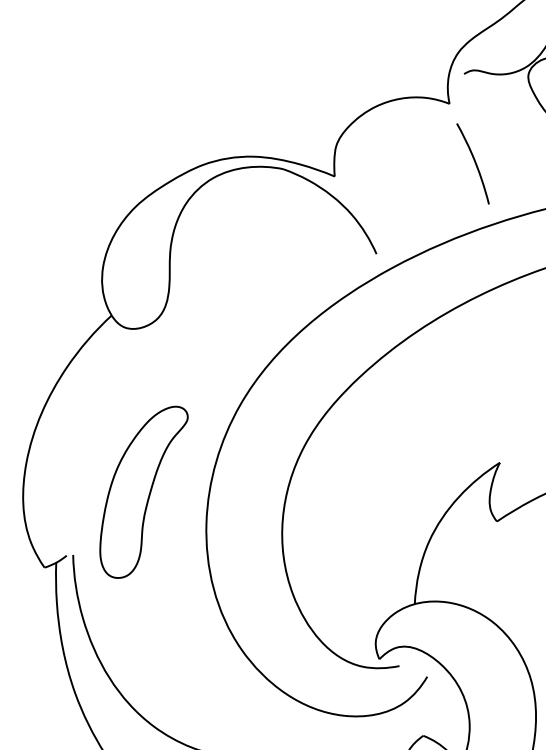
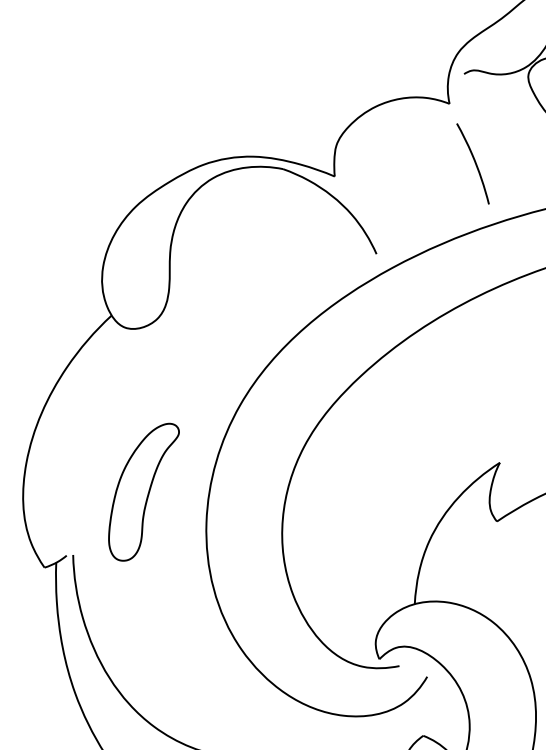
part size: 90x174 px -> 72x140 px (143, 491)
